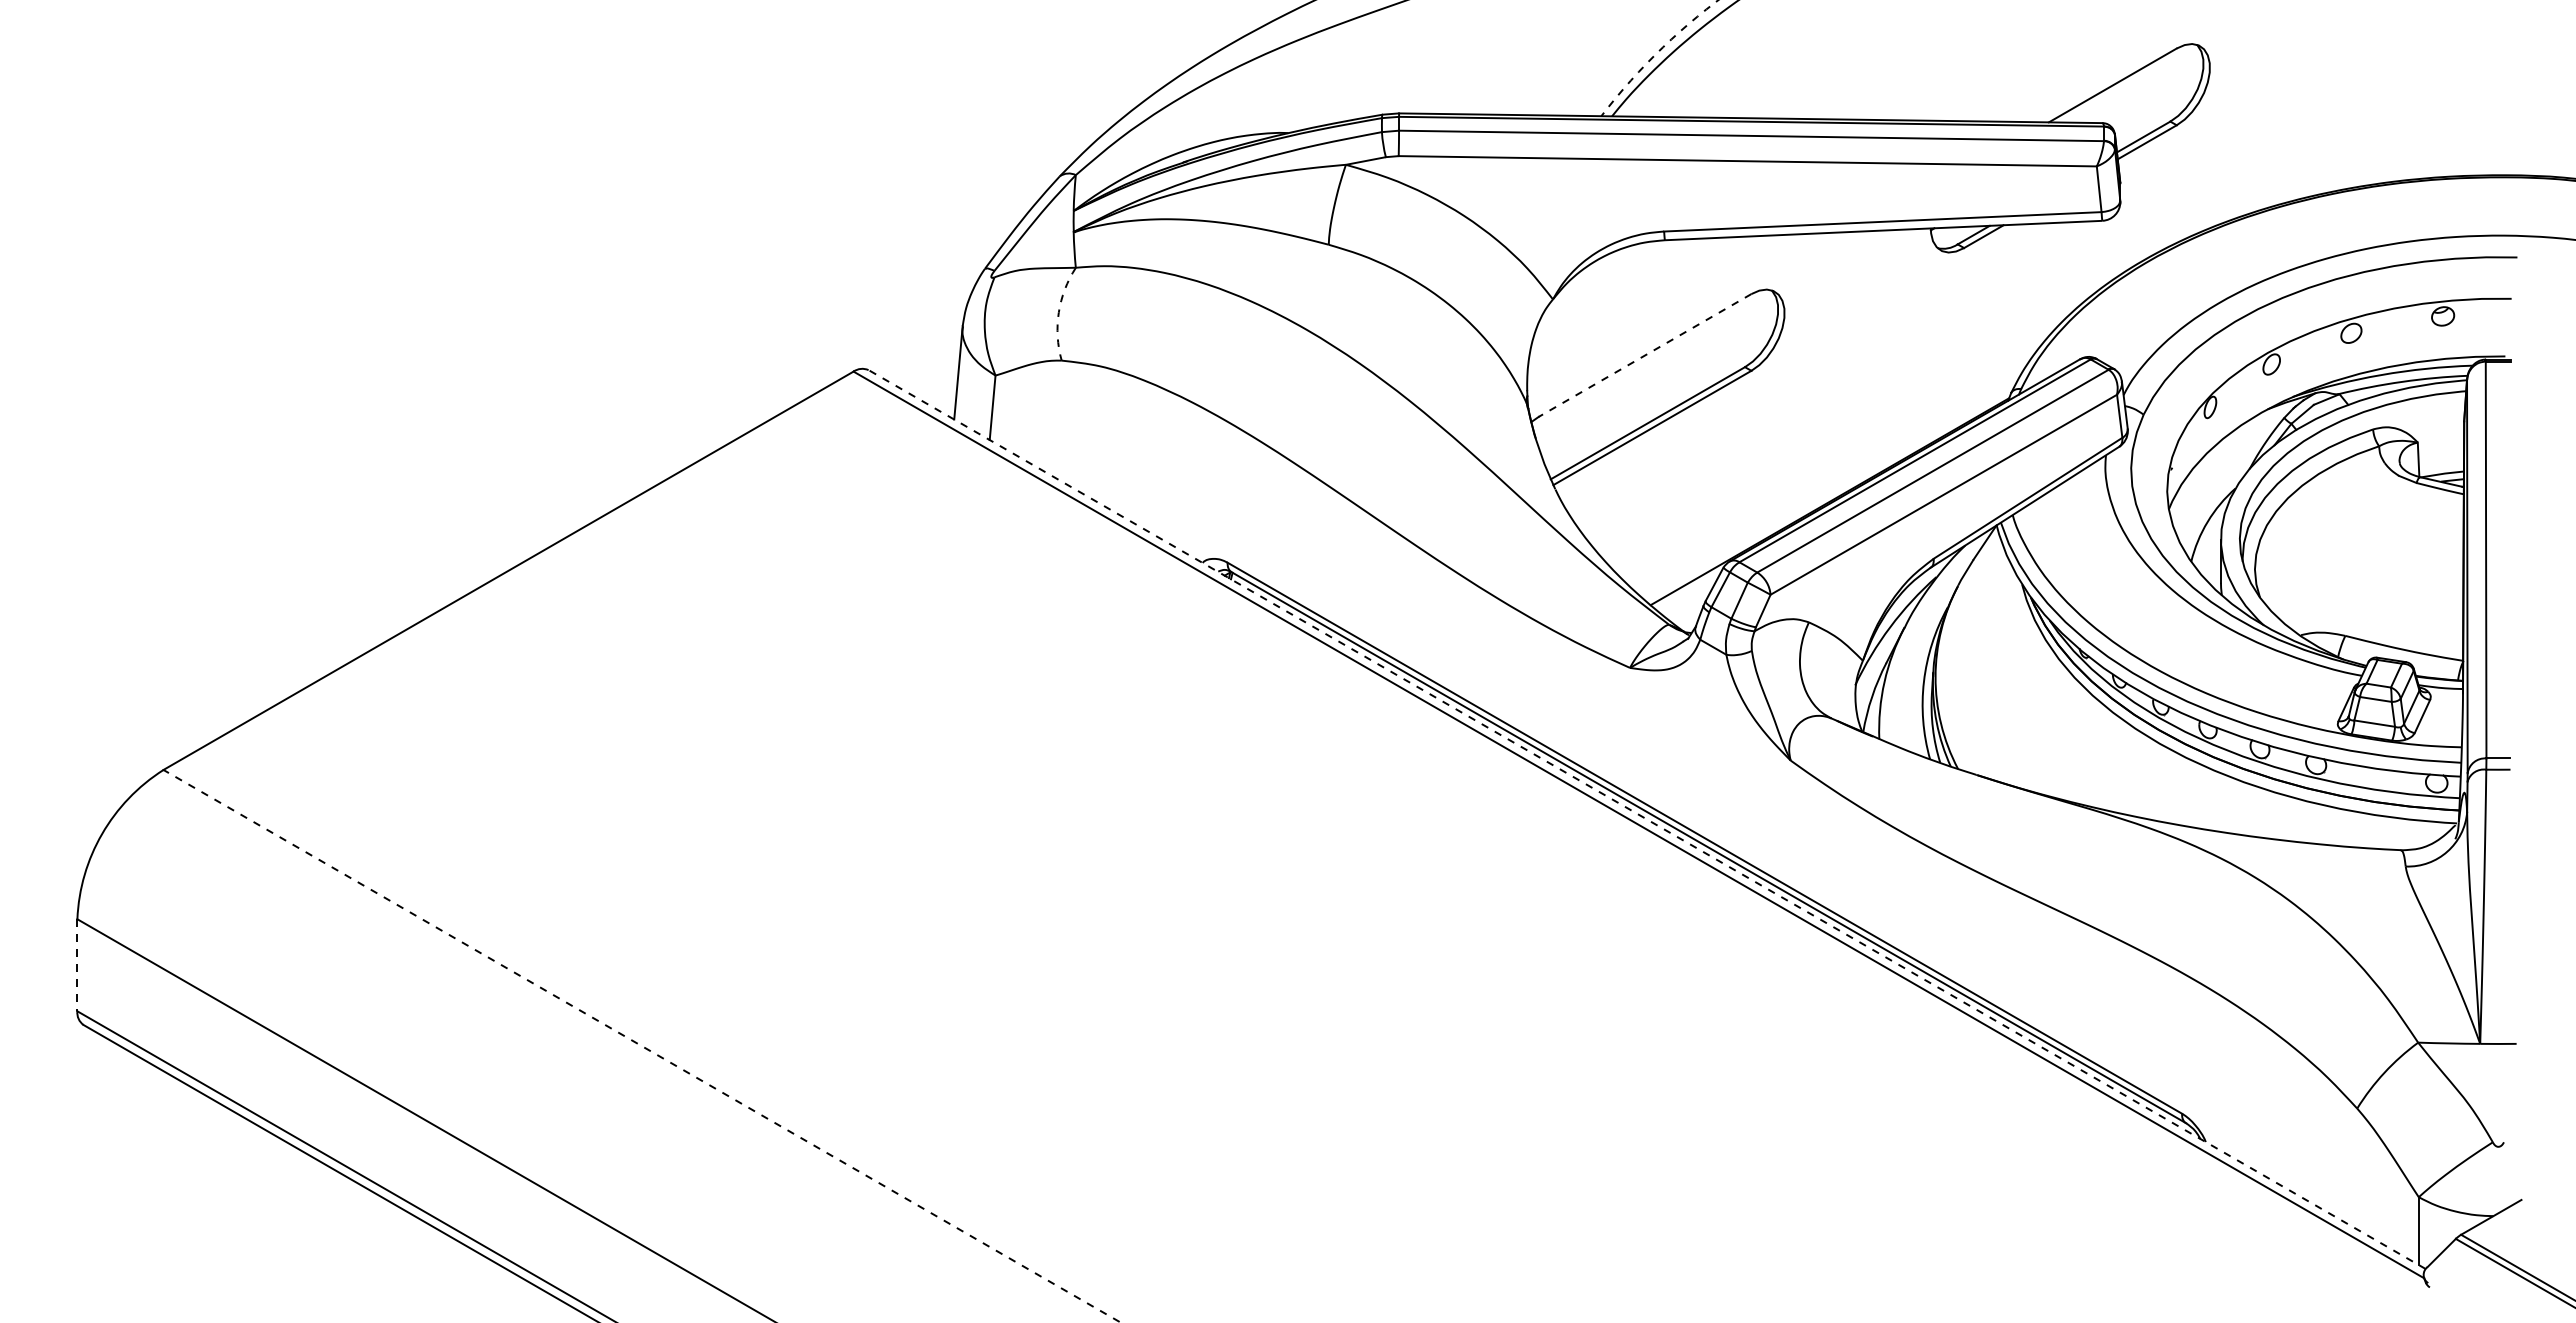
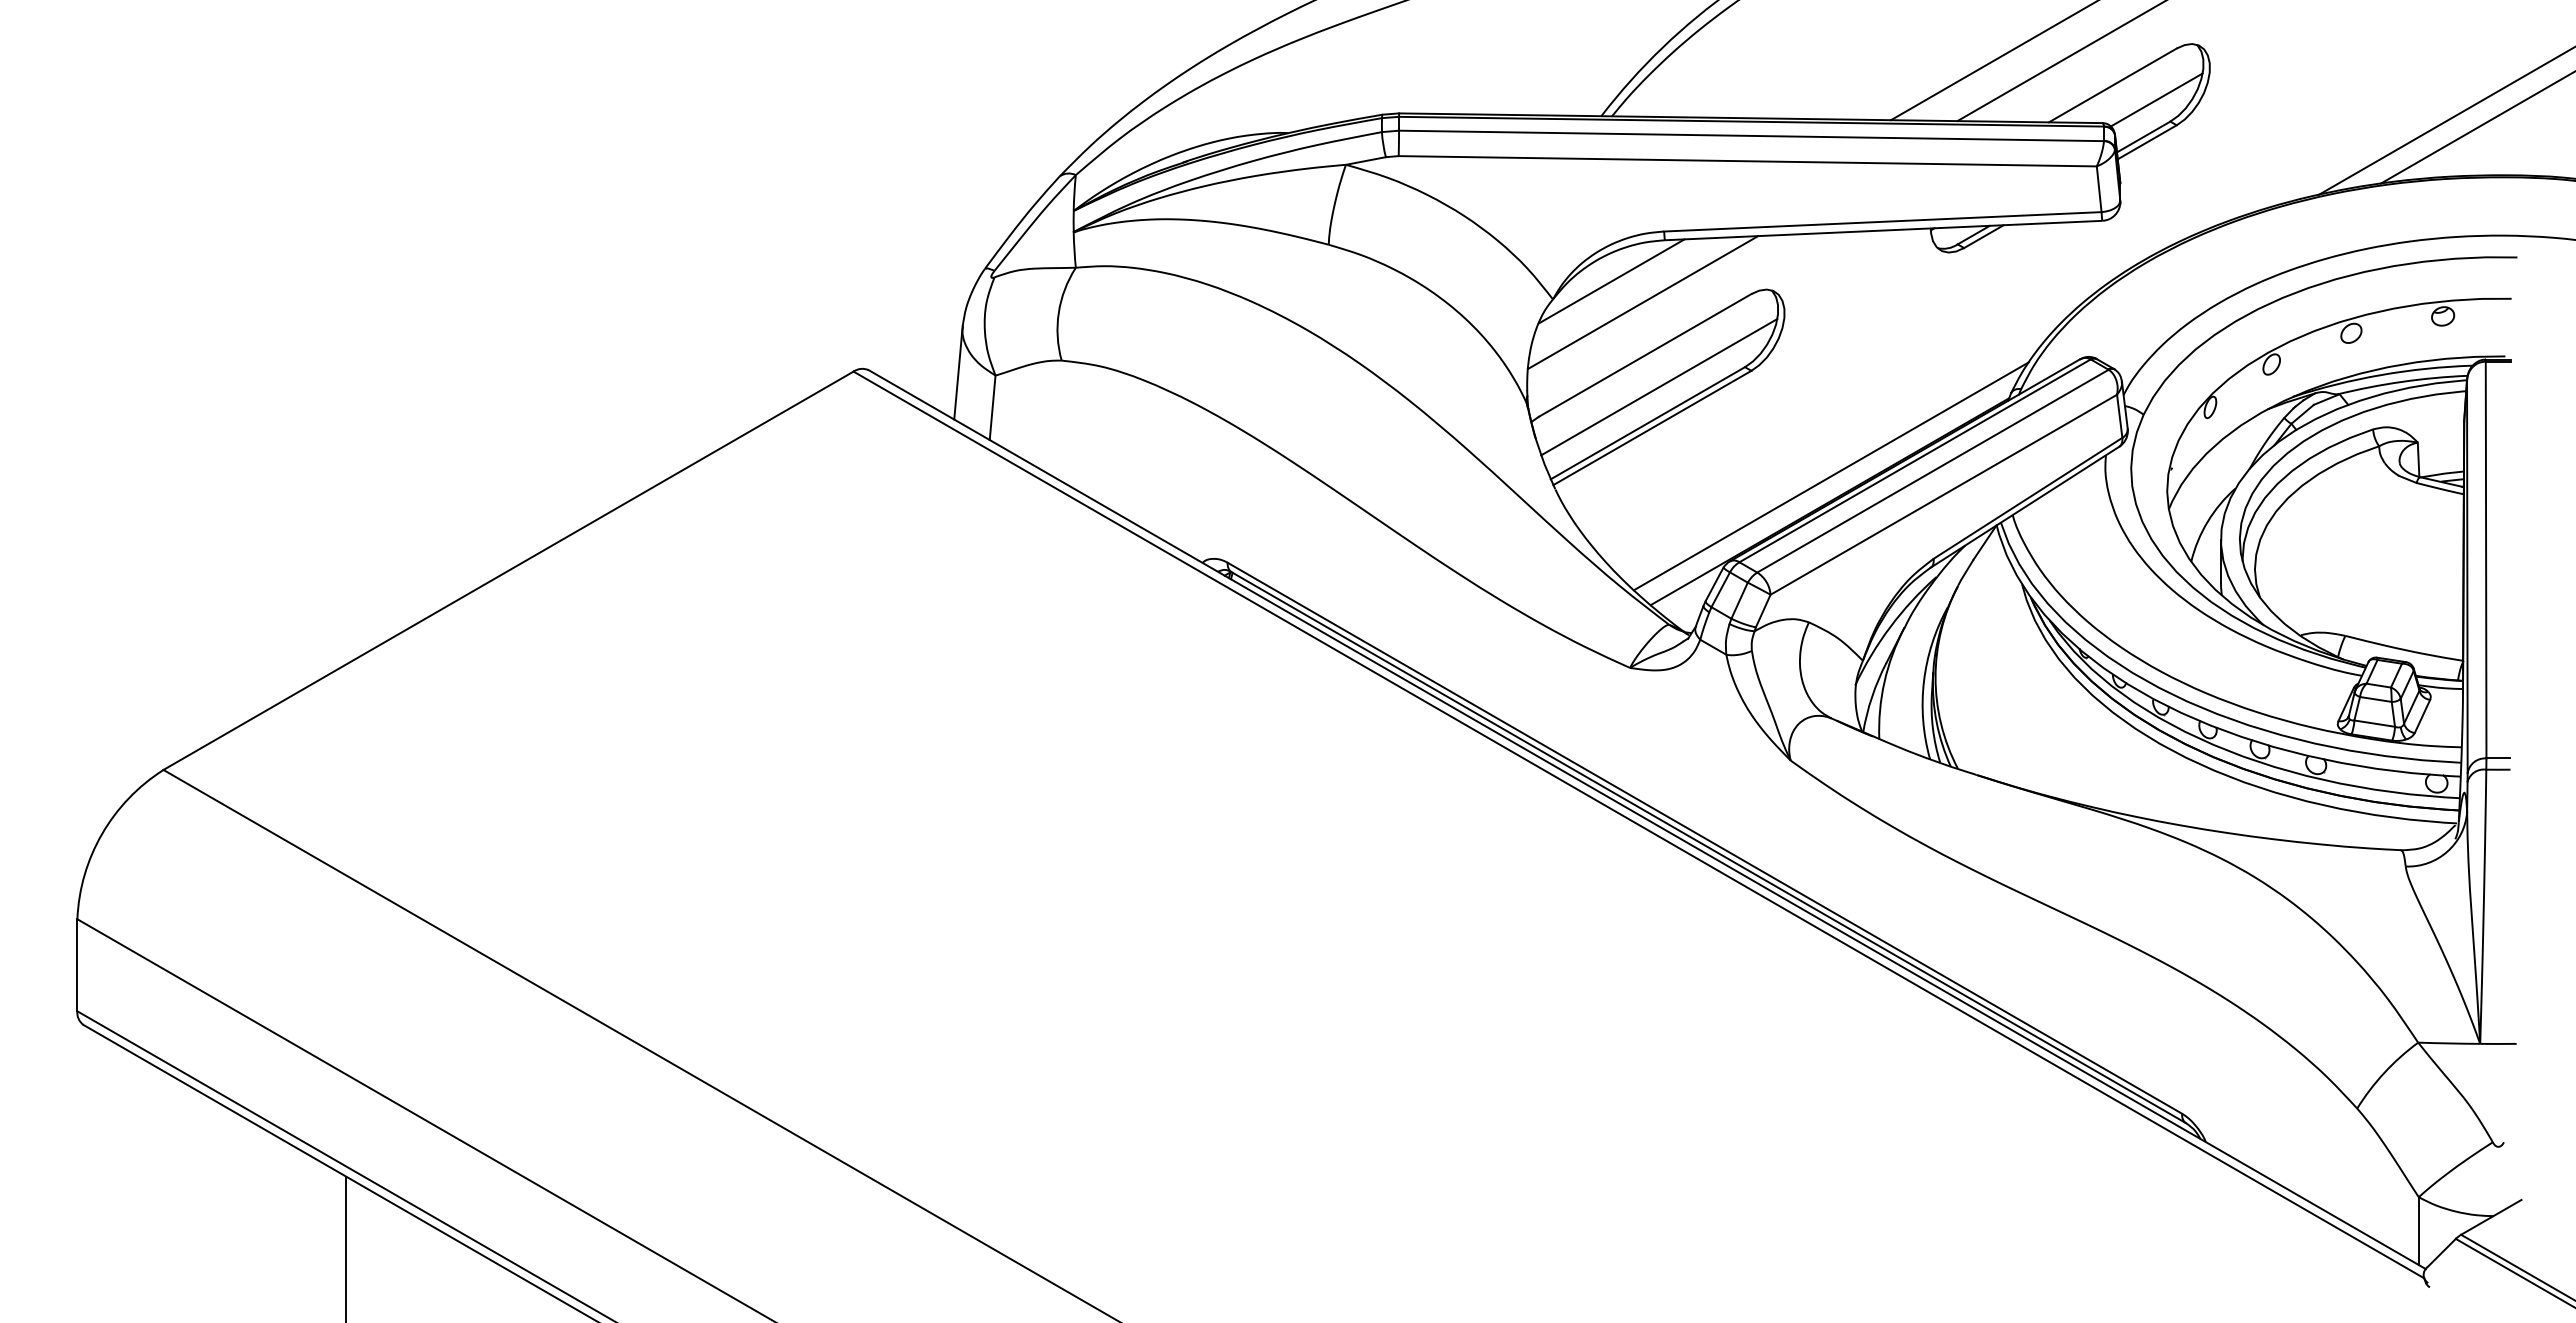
arc: dashed -> solid (1656, 54)
line: none -> present (1993, 61)
line: none -> present (2060, 61)
line: none -> present (2156, 99)
line: none -> present (2445, 121)
line: none -> present (2476, 128)
line: none -> present (1611, 281)
line: none -> present (1642, 302)
arc: dashed -> solid (1058, 312)
line: dashed -> solid (1645, 355)
line: none -> present (1659, 387)
line: none -> present (1830, 476)
line: dashed -> solid (1646, 819)
line: dashed -> solid (77, 965)
line: dashed -> solid (642, 1046)
line: none -> present (346, 1247)
